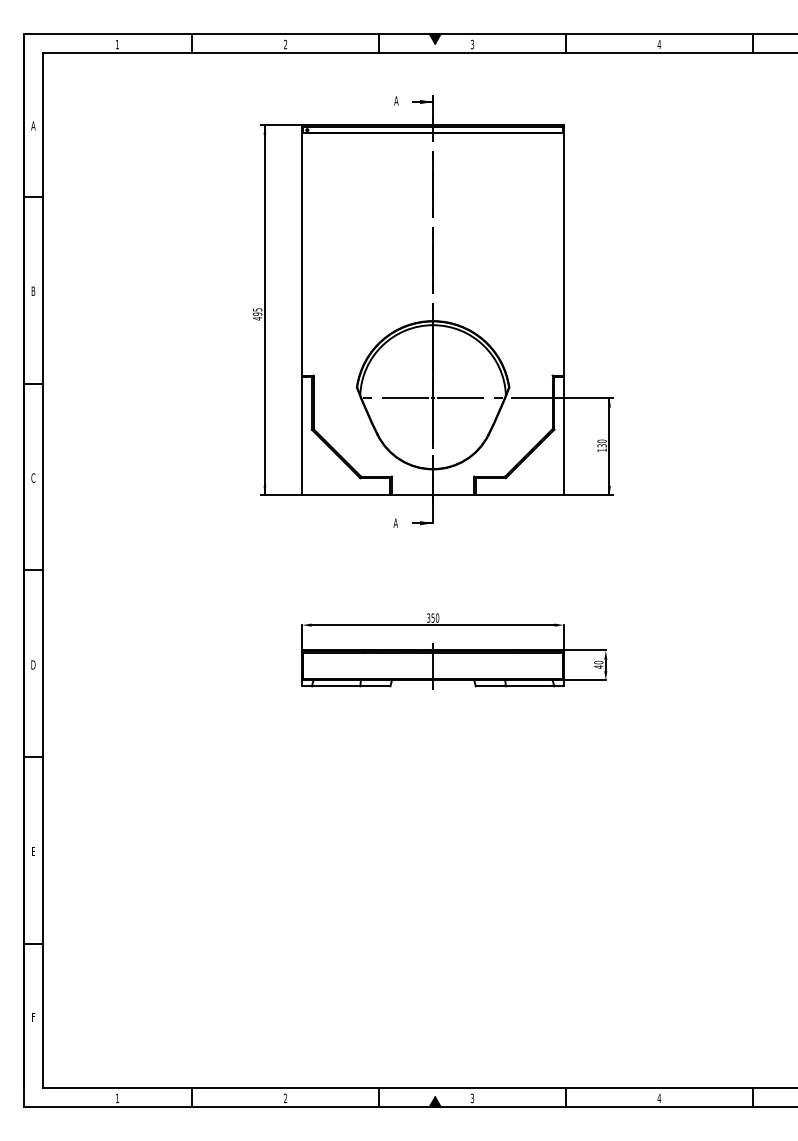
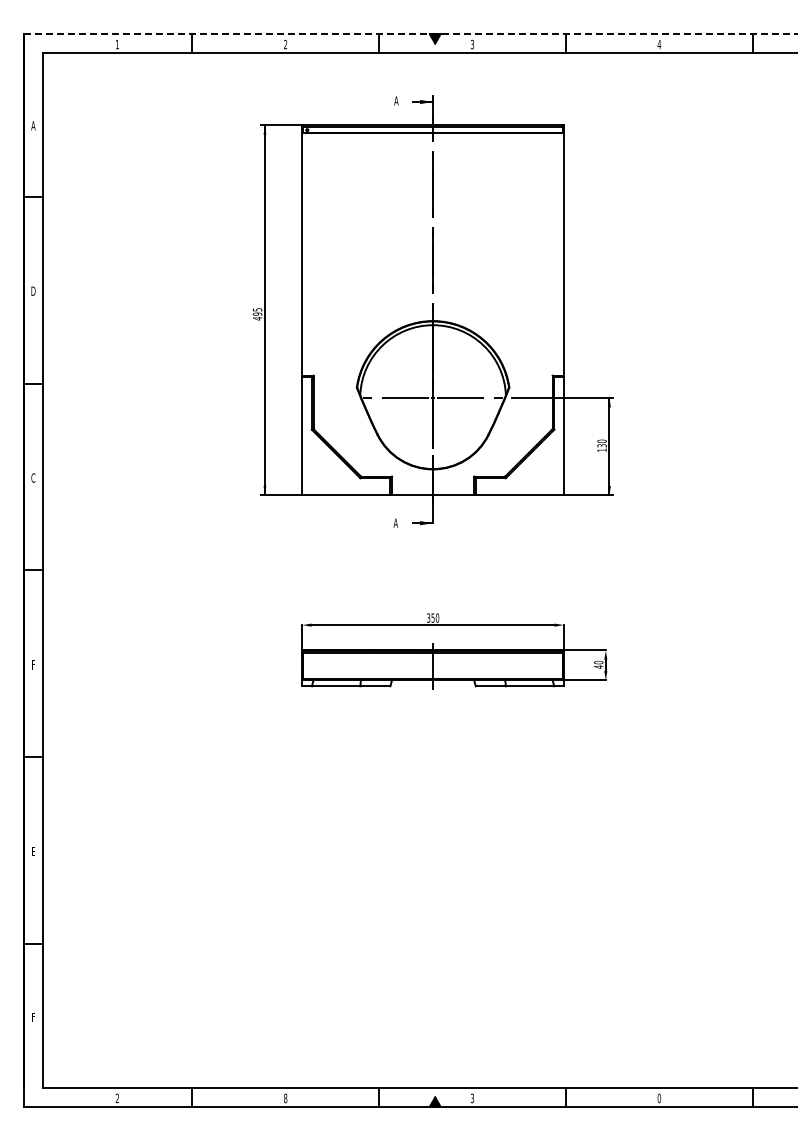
line: solid -> dashed (411, 34)
text: B -> D (33, 290)
text: D -> F (33, 664)
text: 1 -> 2 (116, 1097)
text: 2 -> 8 (285, 1098)
text: 4 -> 0 (659, 1098)
